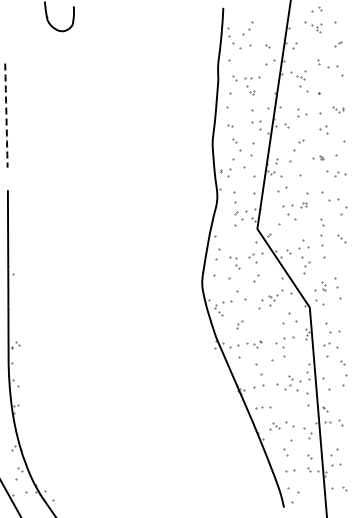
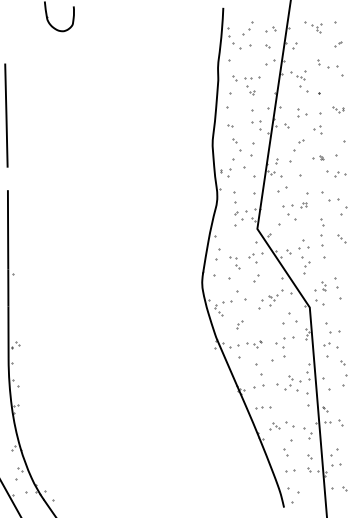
part position: (316, 9) -> (270, 29) (270, 29)
line: dashed -> solid (6, 115)
part position: (323, 129) -> (317, 129) (317, 129)
